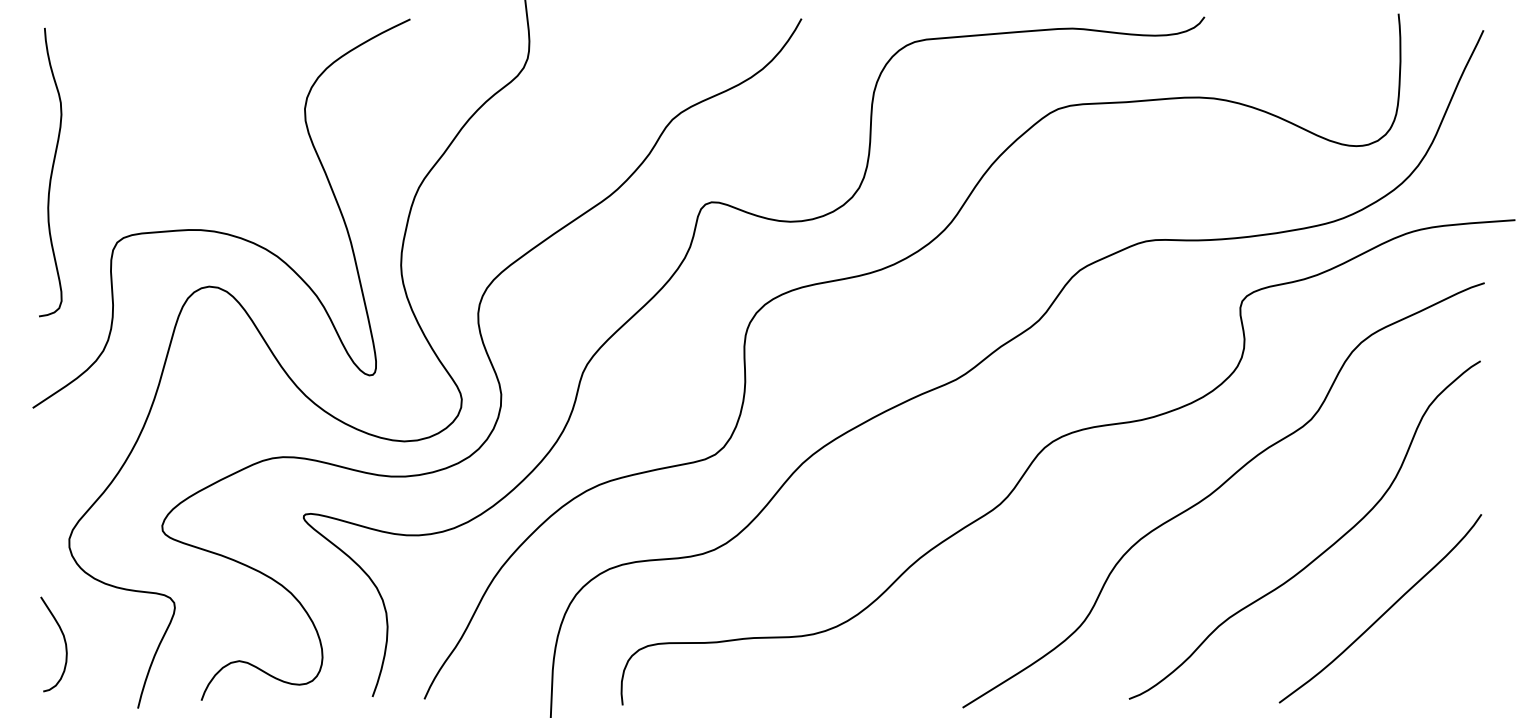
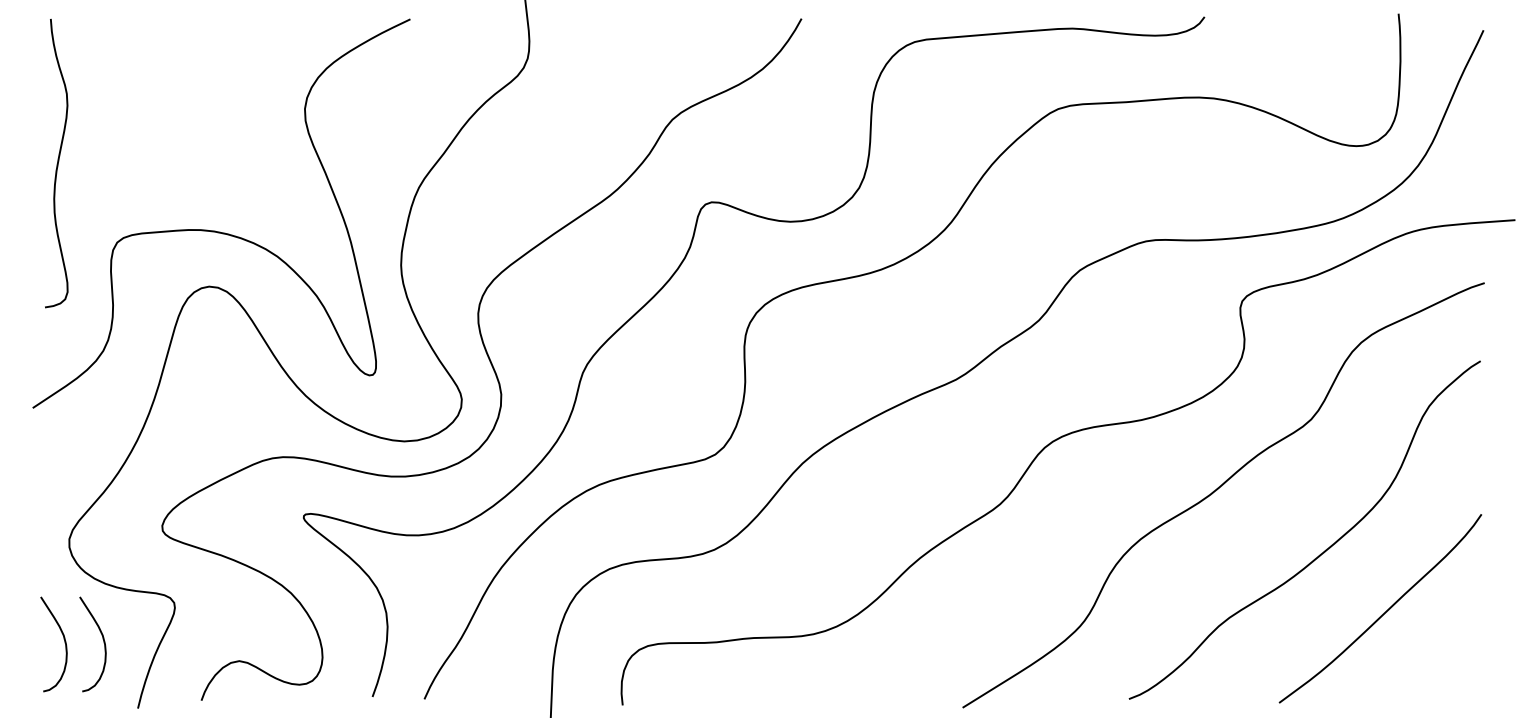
curve position: (51, 172) -> (57, 163) (57, 163)
curve: none -> present (103, 643)
